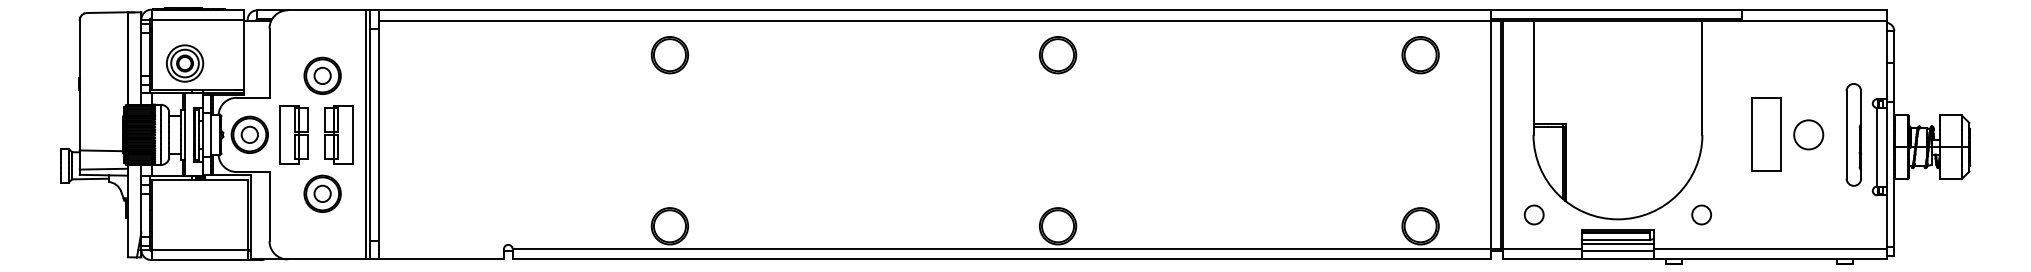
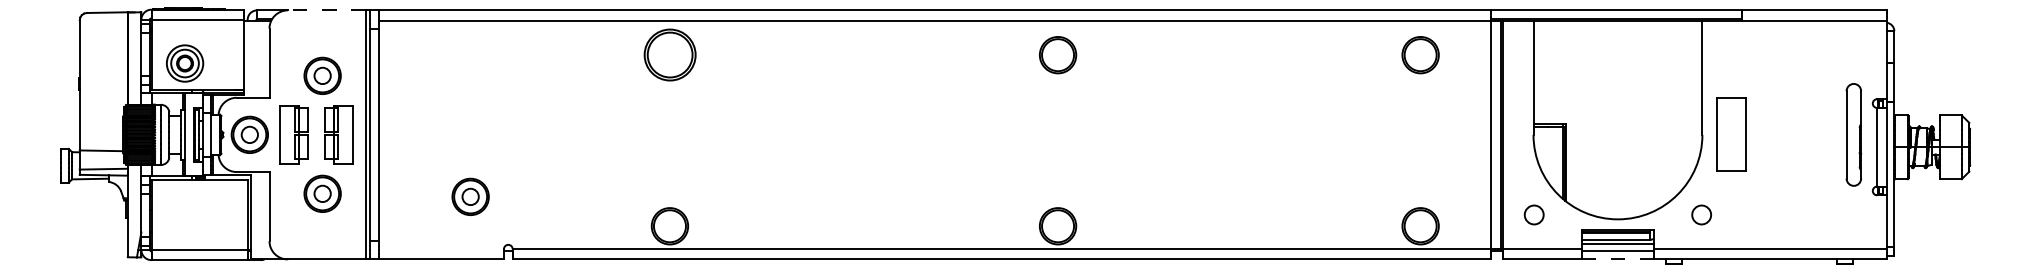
line: solid -> dashed (326, 10)
part size: 39x39 px -> 54x54 px (669, 54)
part position: (1766, 134) -> (1731, 134) (1731, 134)
circle: present -> none (1808, 134)
part: none -> present (470, 196)
line: solid -> dashed (1617, 259)
